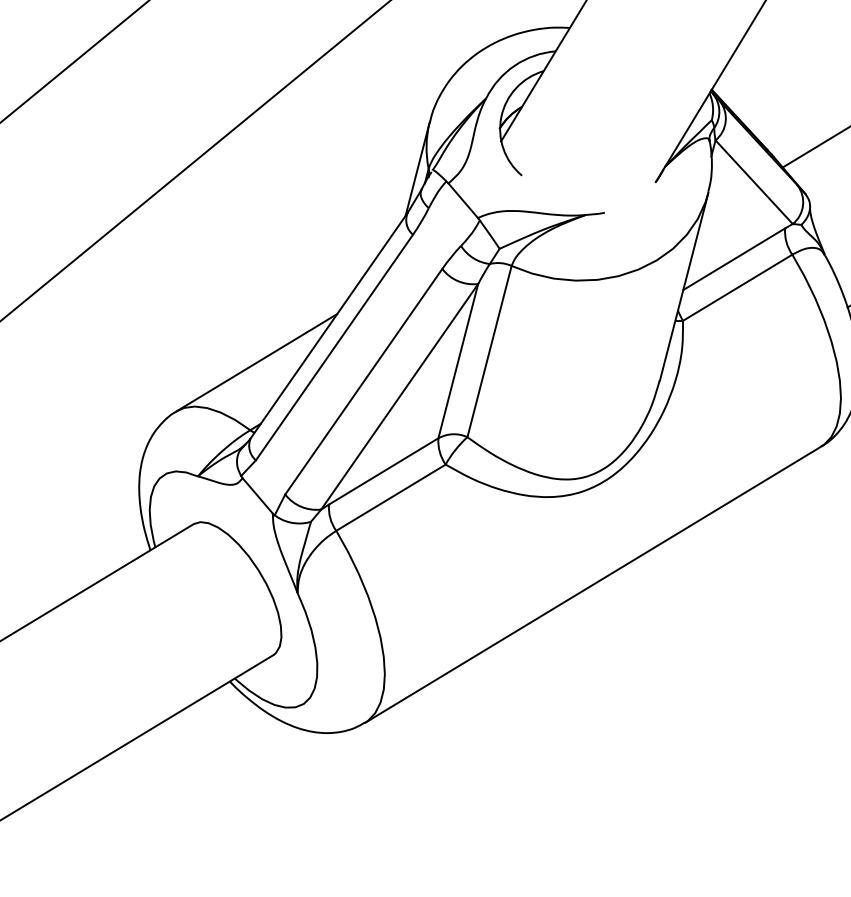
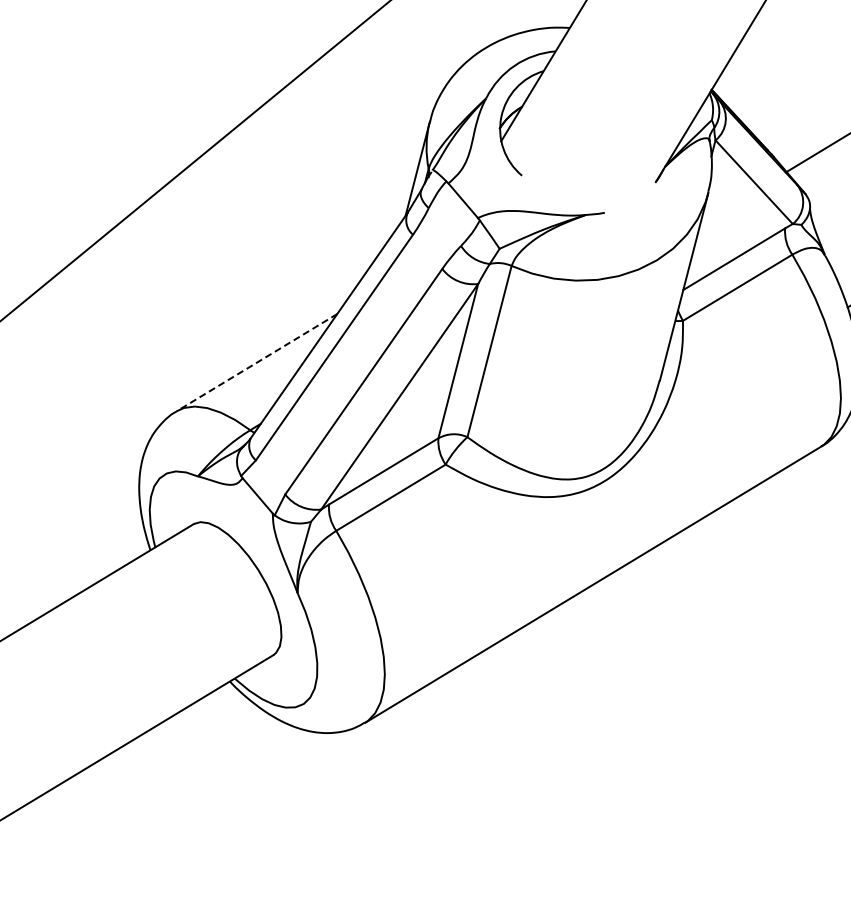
line: present -> none (74, 61)
line position: (814, 147) -> (816, 153) (816, 153)
line: solid -> dashed (257, 362)
